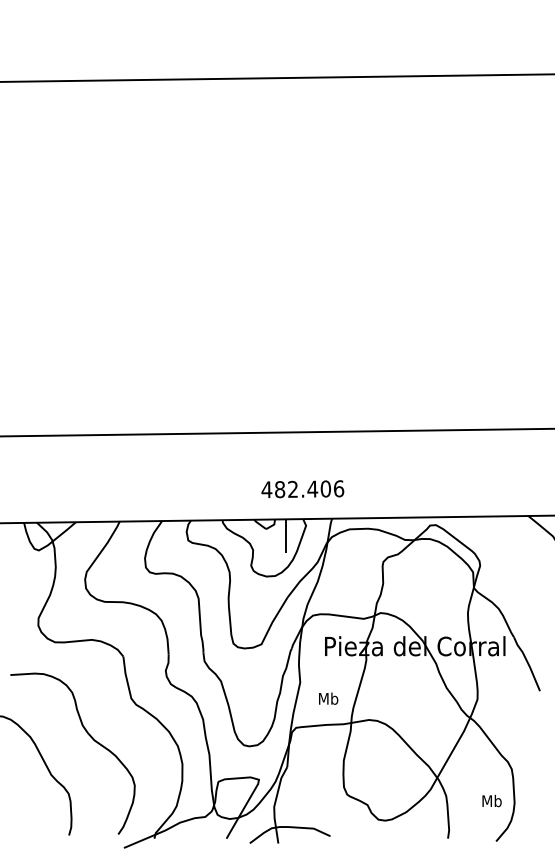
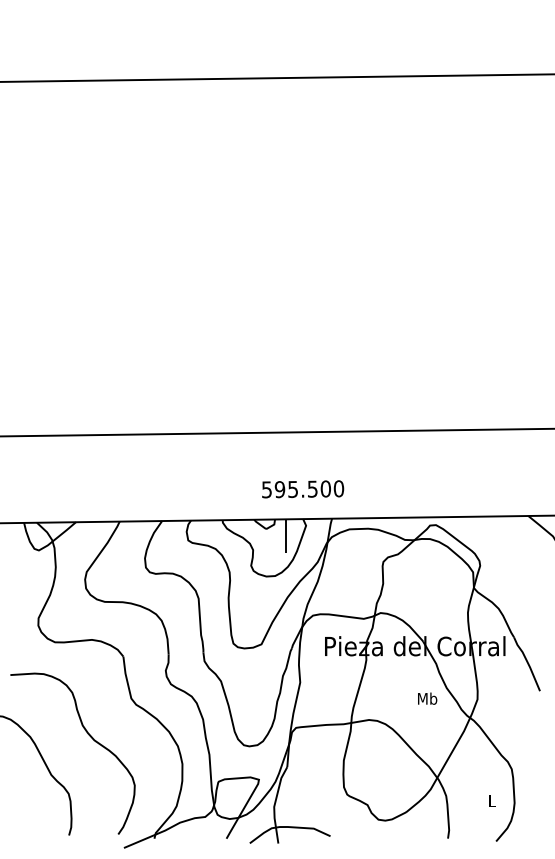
text: 482.406 -> 595.500 (302, 489)
text position: (328, 698) -> (427, 698) (427, 698)
text: Mb -> L (491, 800)
